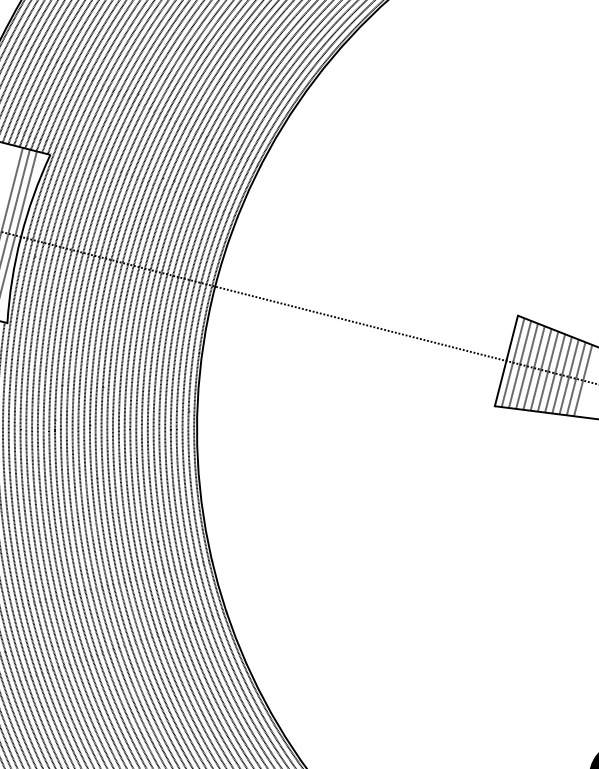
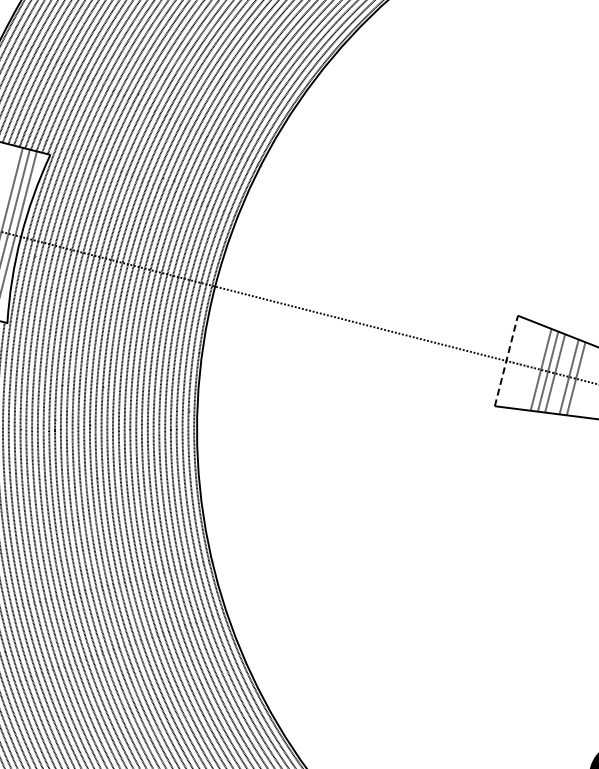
line: solid -> dashed (506, 360)
line: present -> none (512, 362)
line: present -> none (519, 364)
line: present -> none (526, 365)
line: present -> none (533, 367)
line: present -> none (561, 374)
line: present -> none (583, 380)
